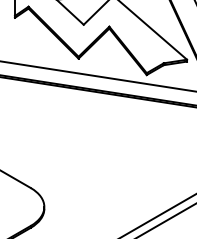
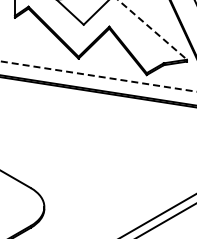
line: solid -> dashed (153, 30)
line: solid -> dashed (97, 76)
